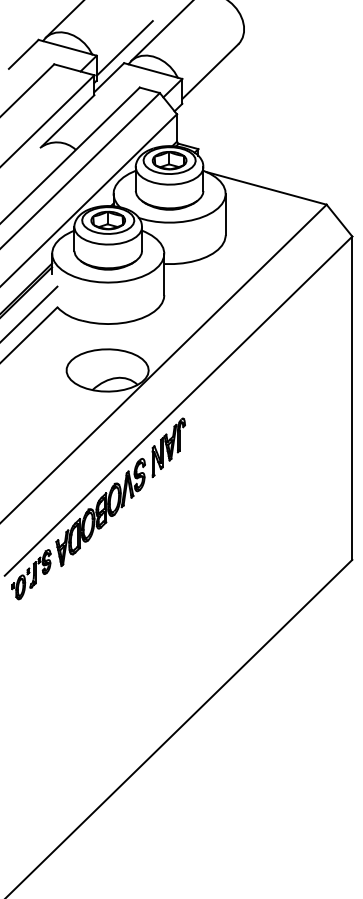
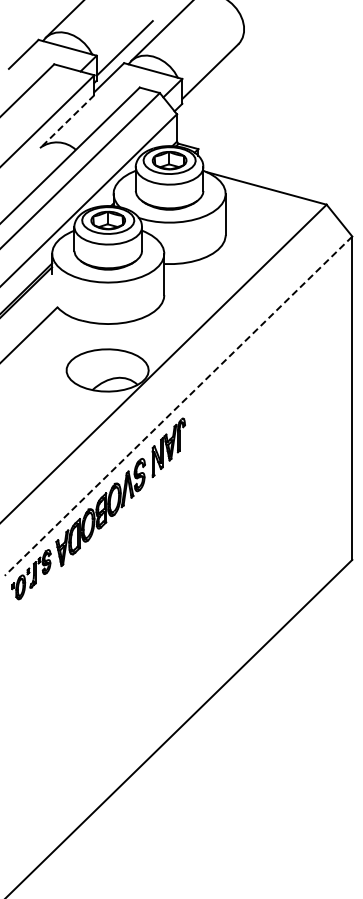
line: solid -> dashed (68, 120)
line: present -> none (29, 313)
line: solid -> dashed (178, 406)
